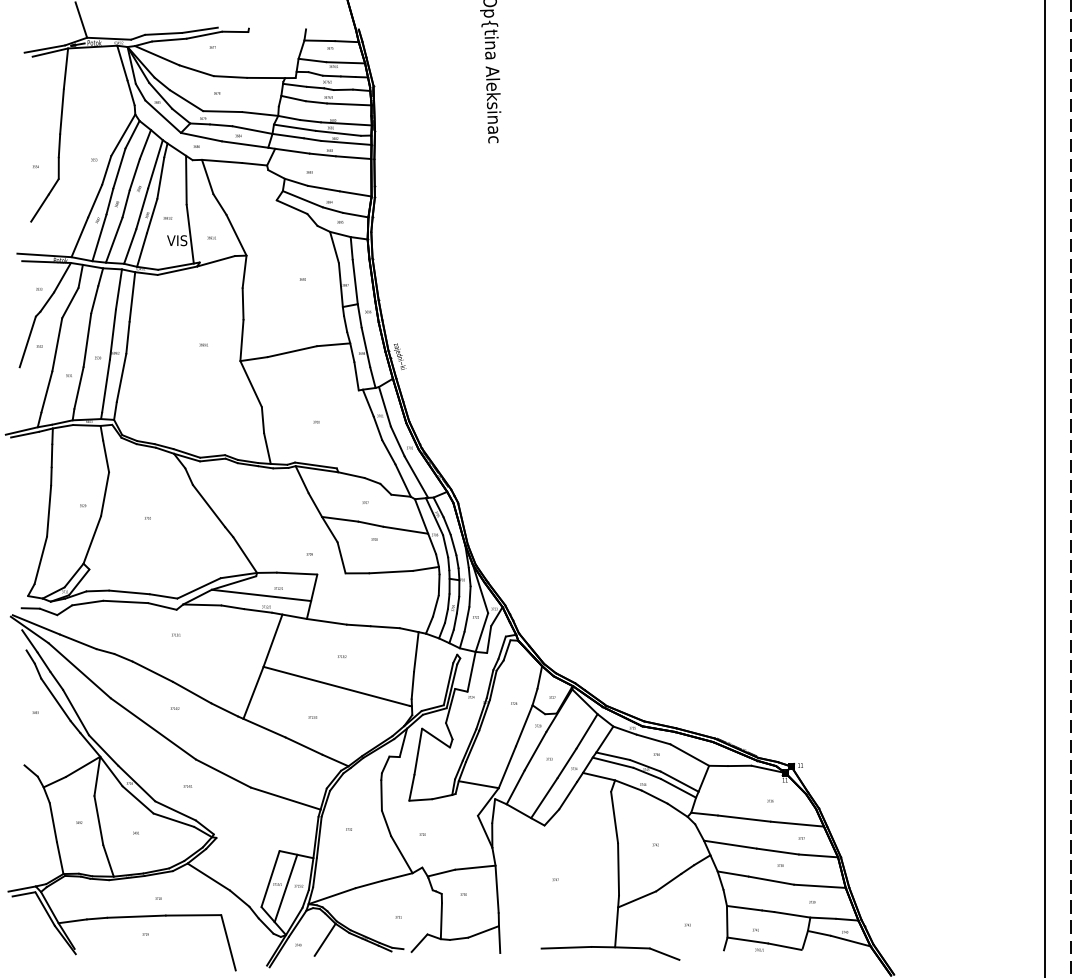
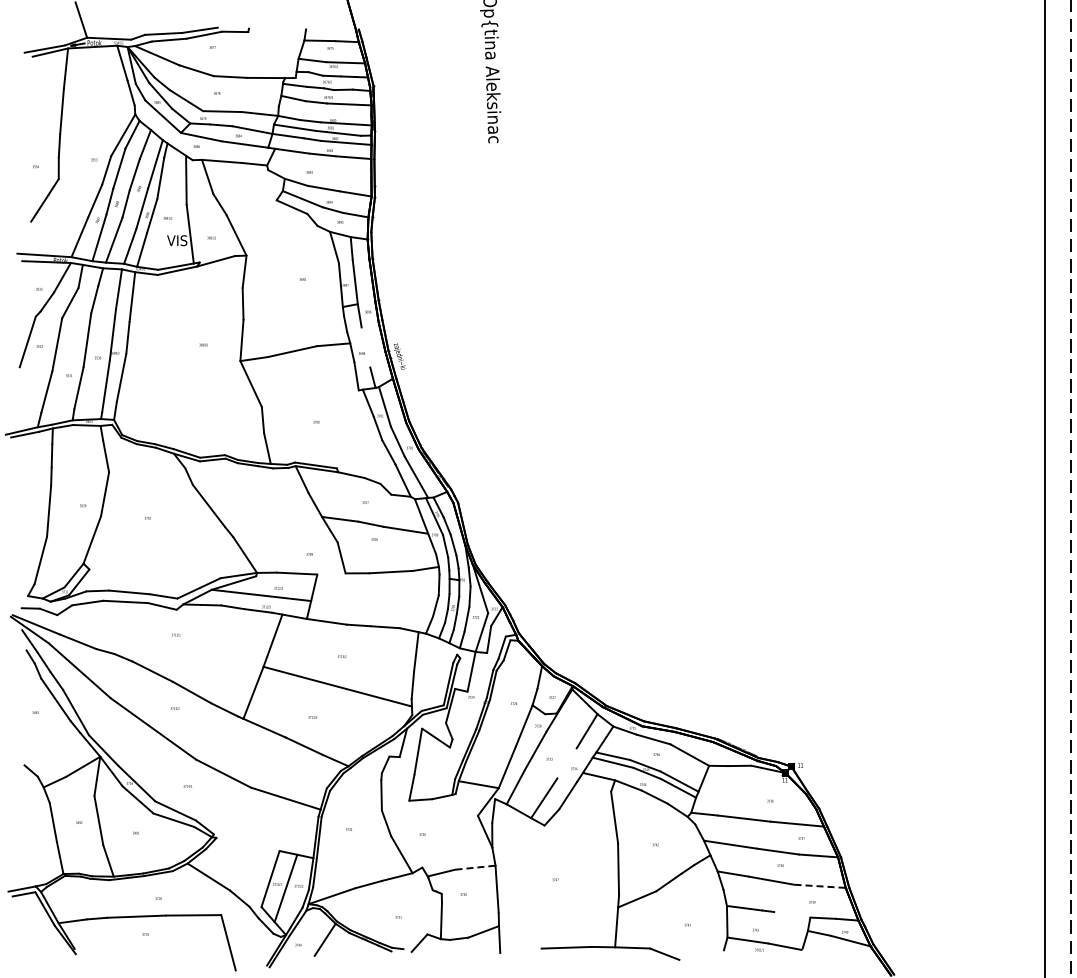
line: present -> none (365, 347)
line: present -> none (566, 763)
line: solid -> dashed (475, 867)
line: solid -> dashed (819, 886)
line: present -> none (792, 914)
